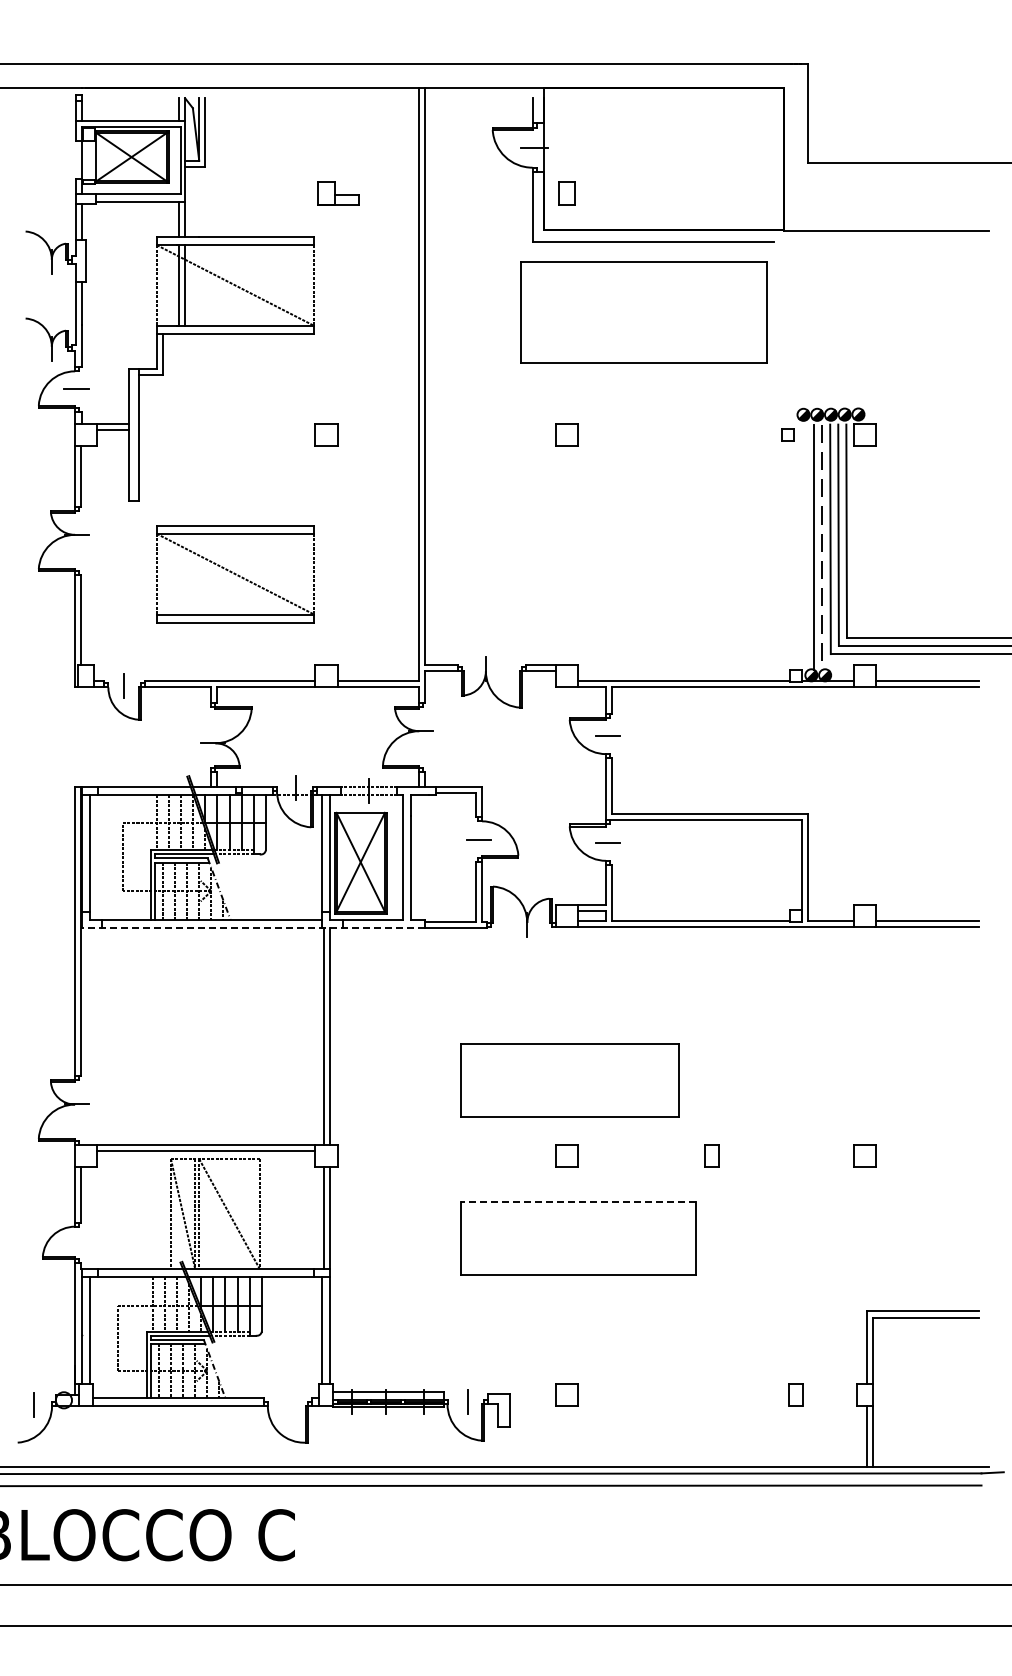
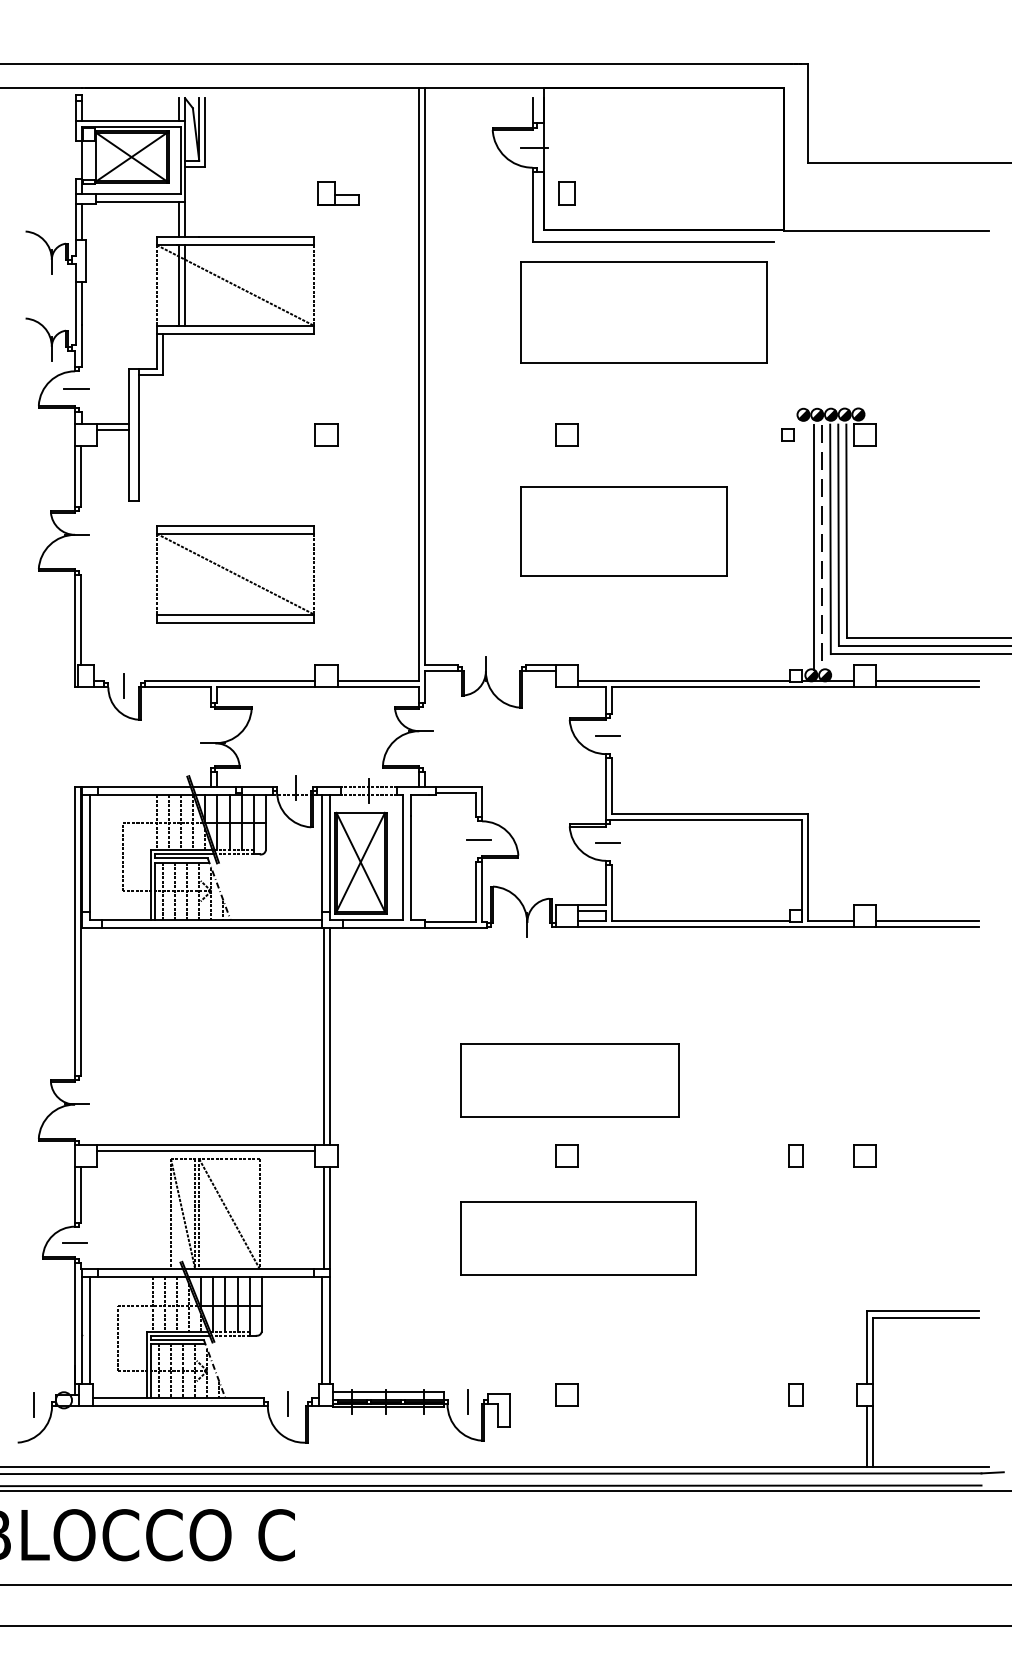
part: none -> present (623, 531)
line: dashed -> solid (253, 927)
part position: (711, 1155) -> (795, 1155) (795, 1155)
line: dashed -> solid (577, 1201)
line: none -> present (74, 1242)
line: none -> present (287, 1403)
line: none -> present (505, 1491)
